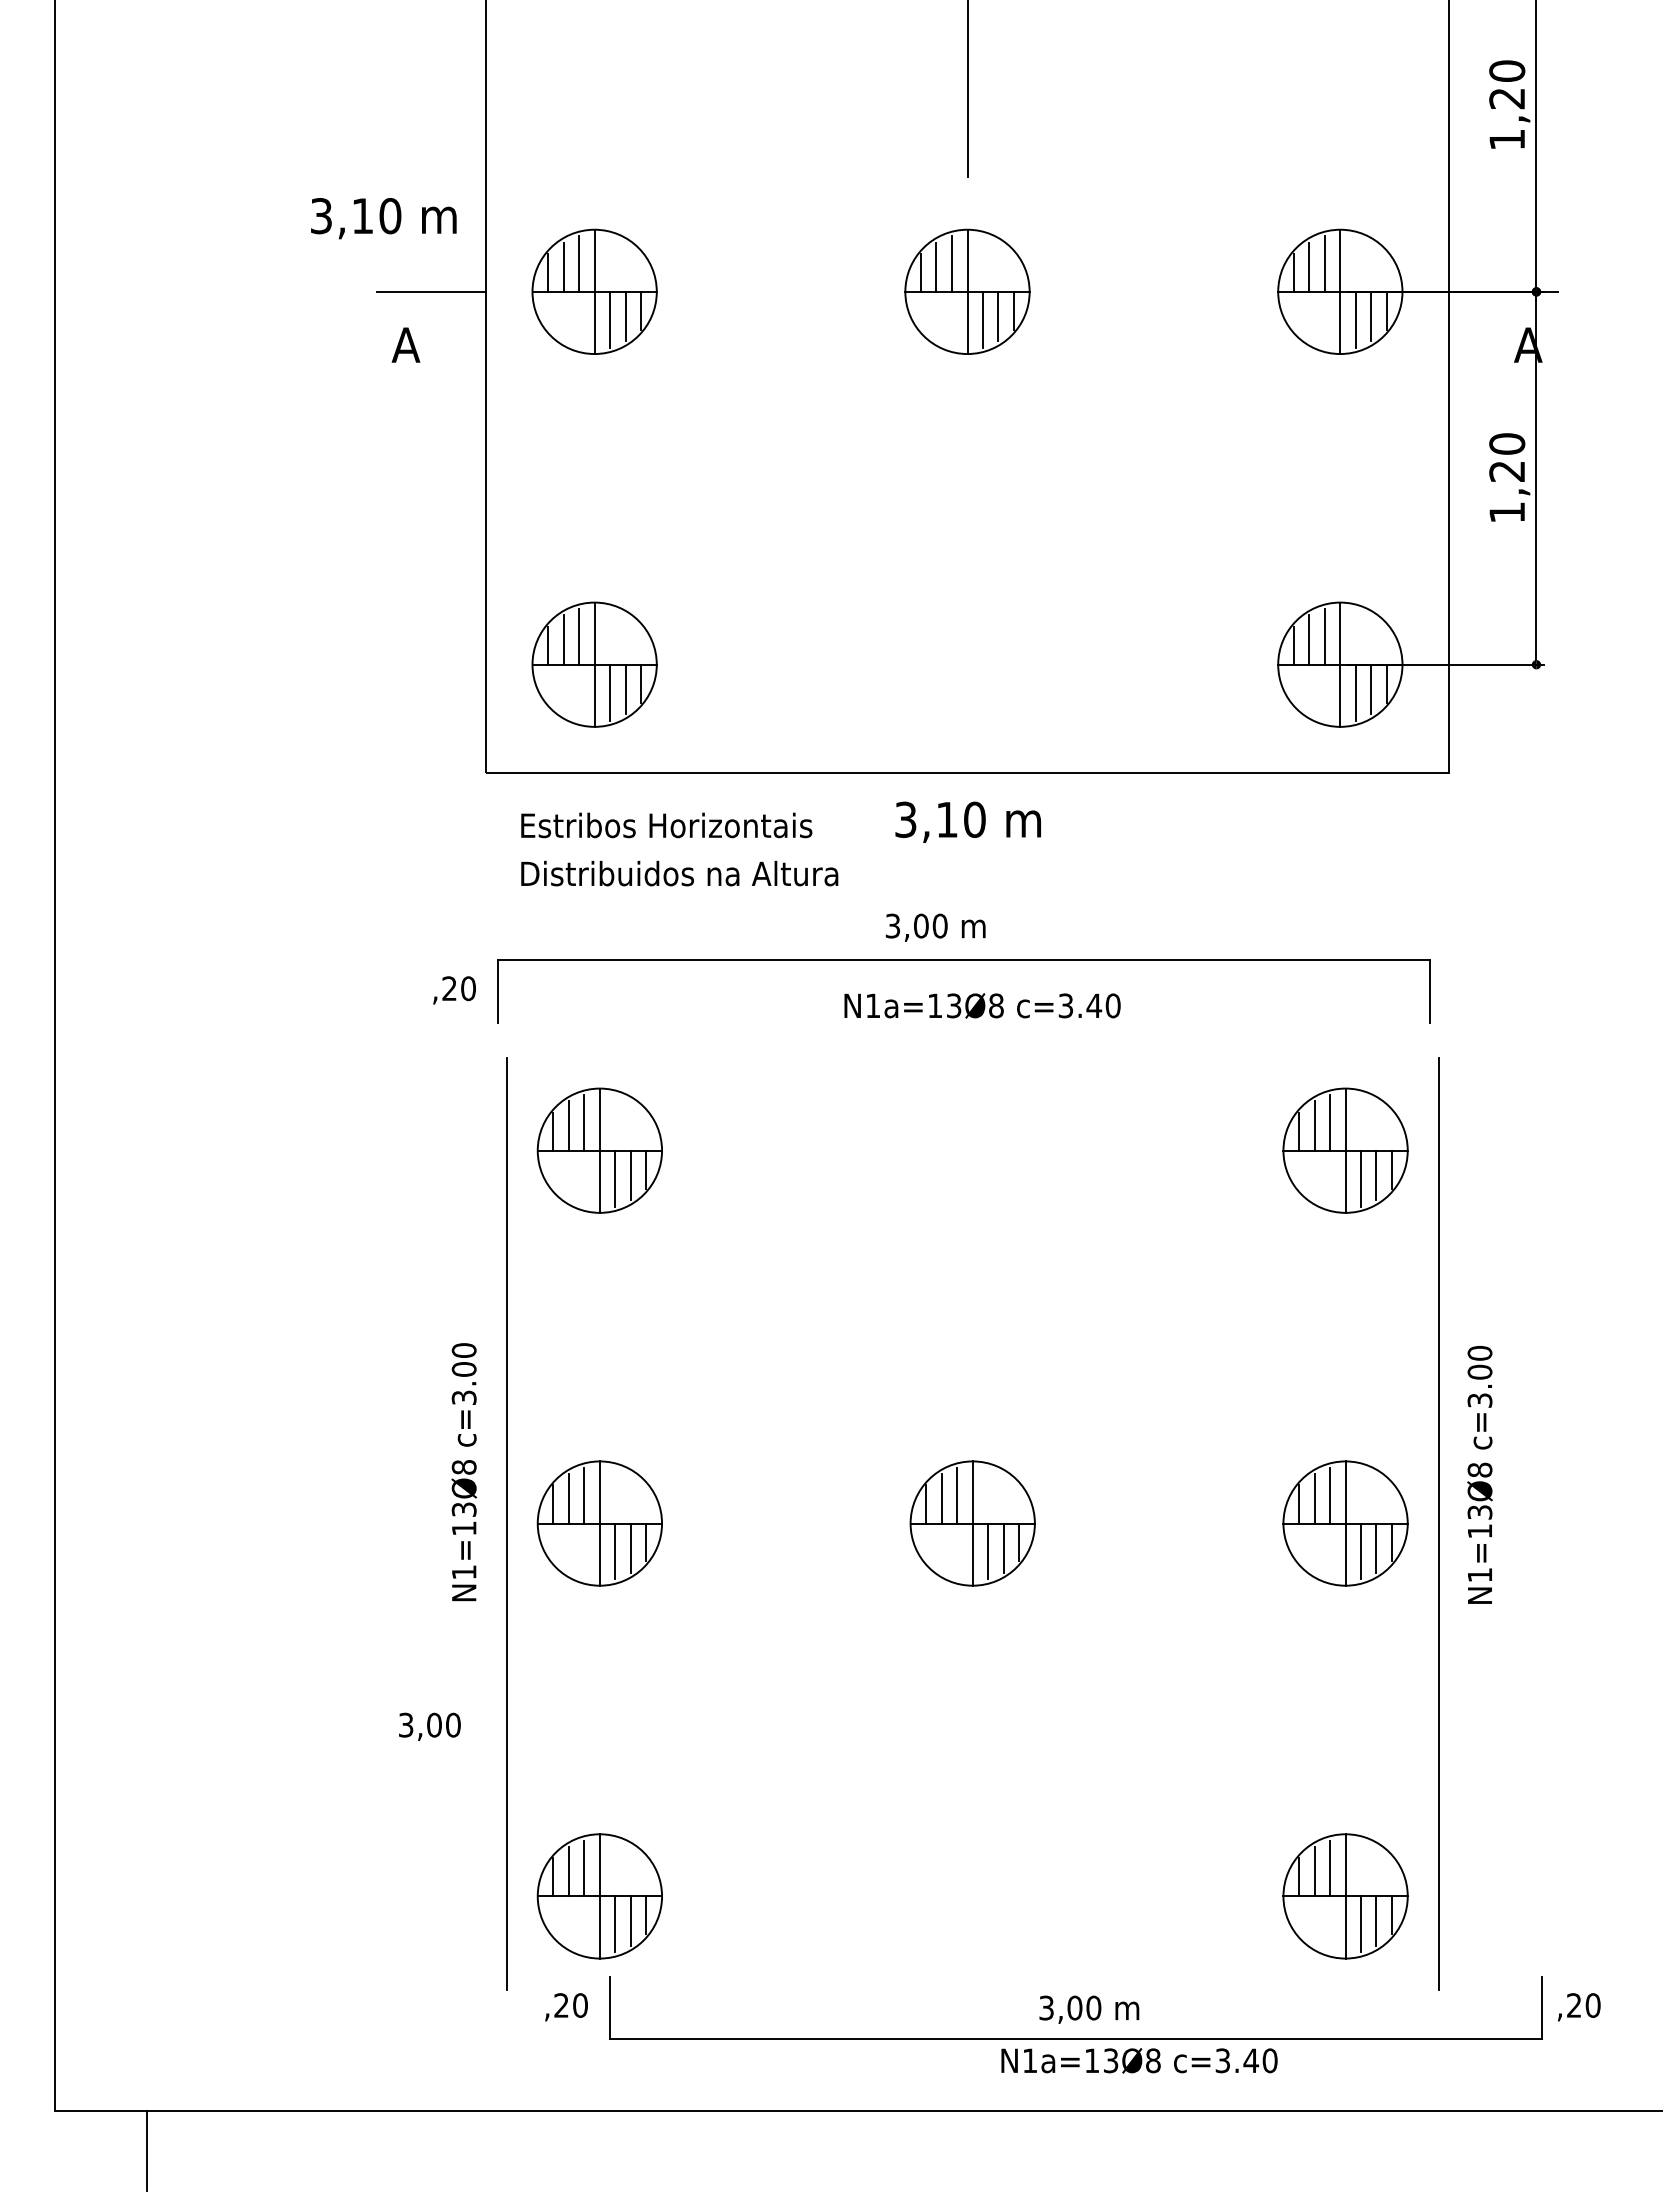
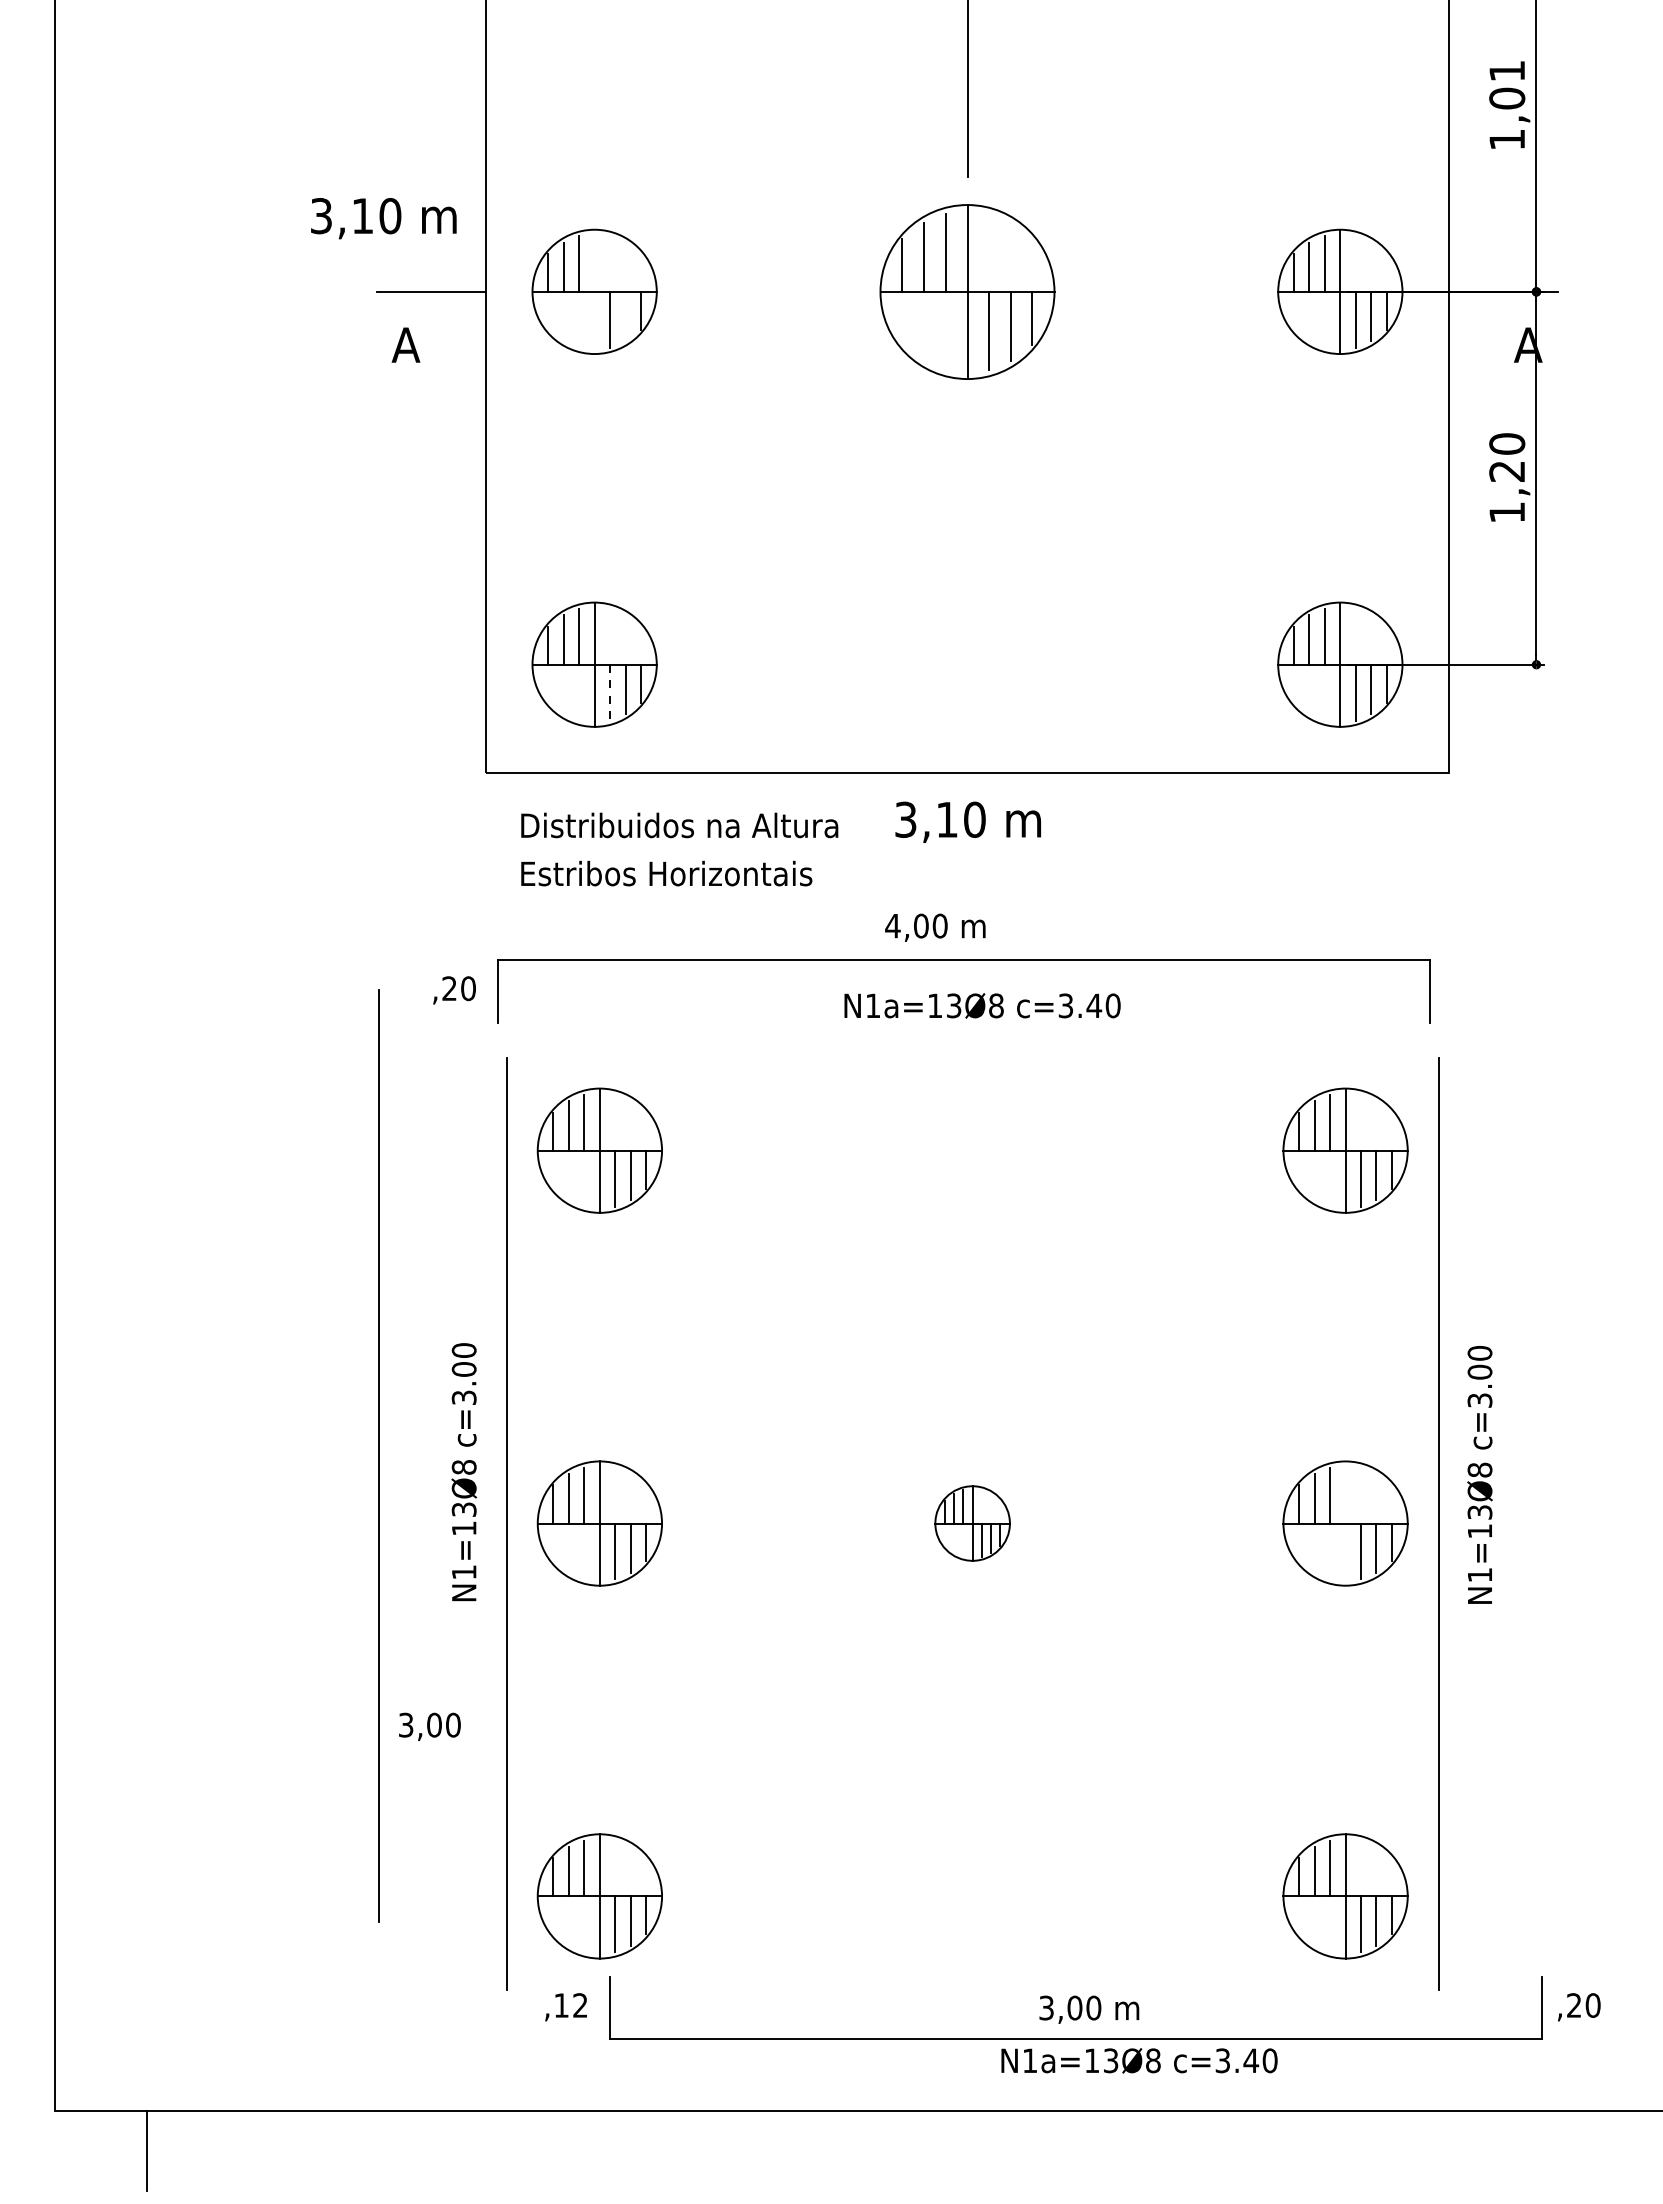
text: 1,20 -> 1,01 (1507, 84)
line: present -> none (594, 291)
part size: 127x127 px -> 177x176 px (967, 291)
line: present -> none (625, 316)
line: solid -> dashed (609, 692)
text: Estribos Horizontais -> Distribuidos na Altura (681, 825)
text: Distribuidos na Altura -> Estribos Horizontais (681, 873)
text: 3,00 -> 4,00 (892, 925)
line: none -> present (378, 1455)
part size: 127x127 px -> 77x77 px (972, 1523)
line: present -> none (1345, 1523)
text: ,20 -> ,12 (570, 2005)
